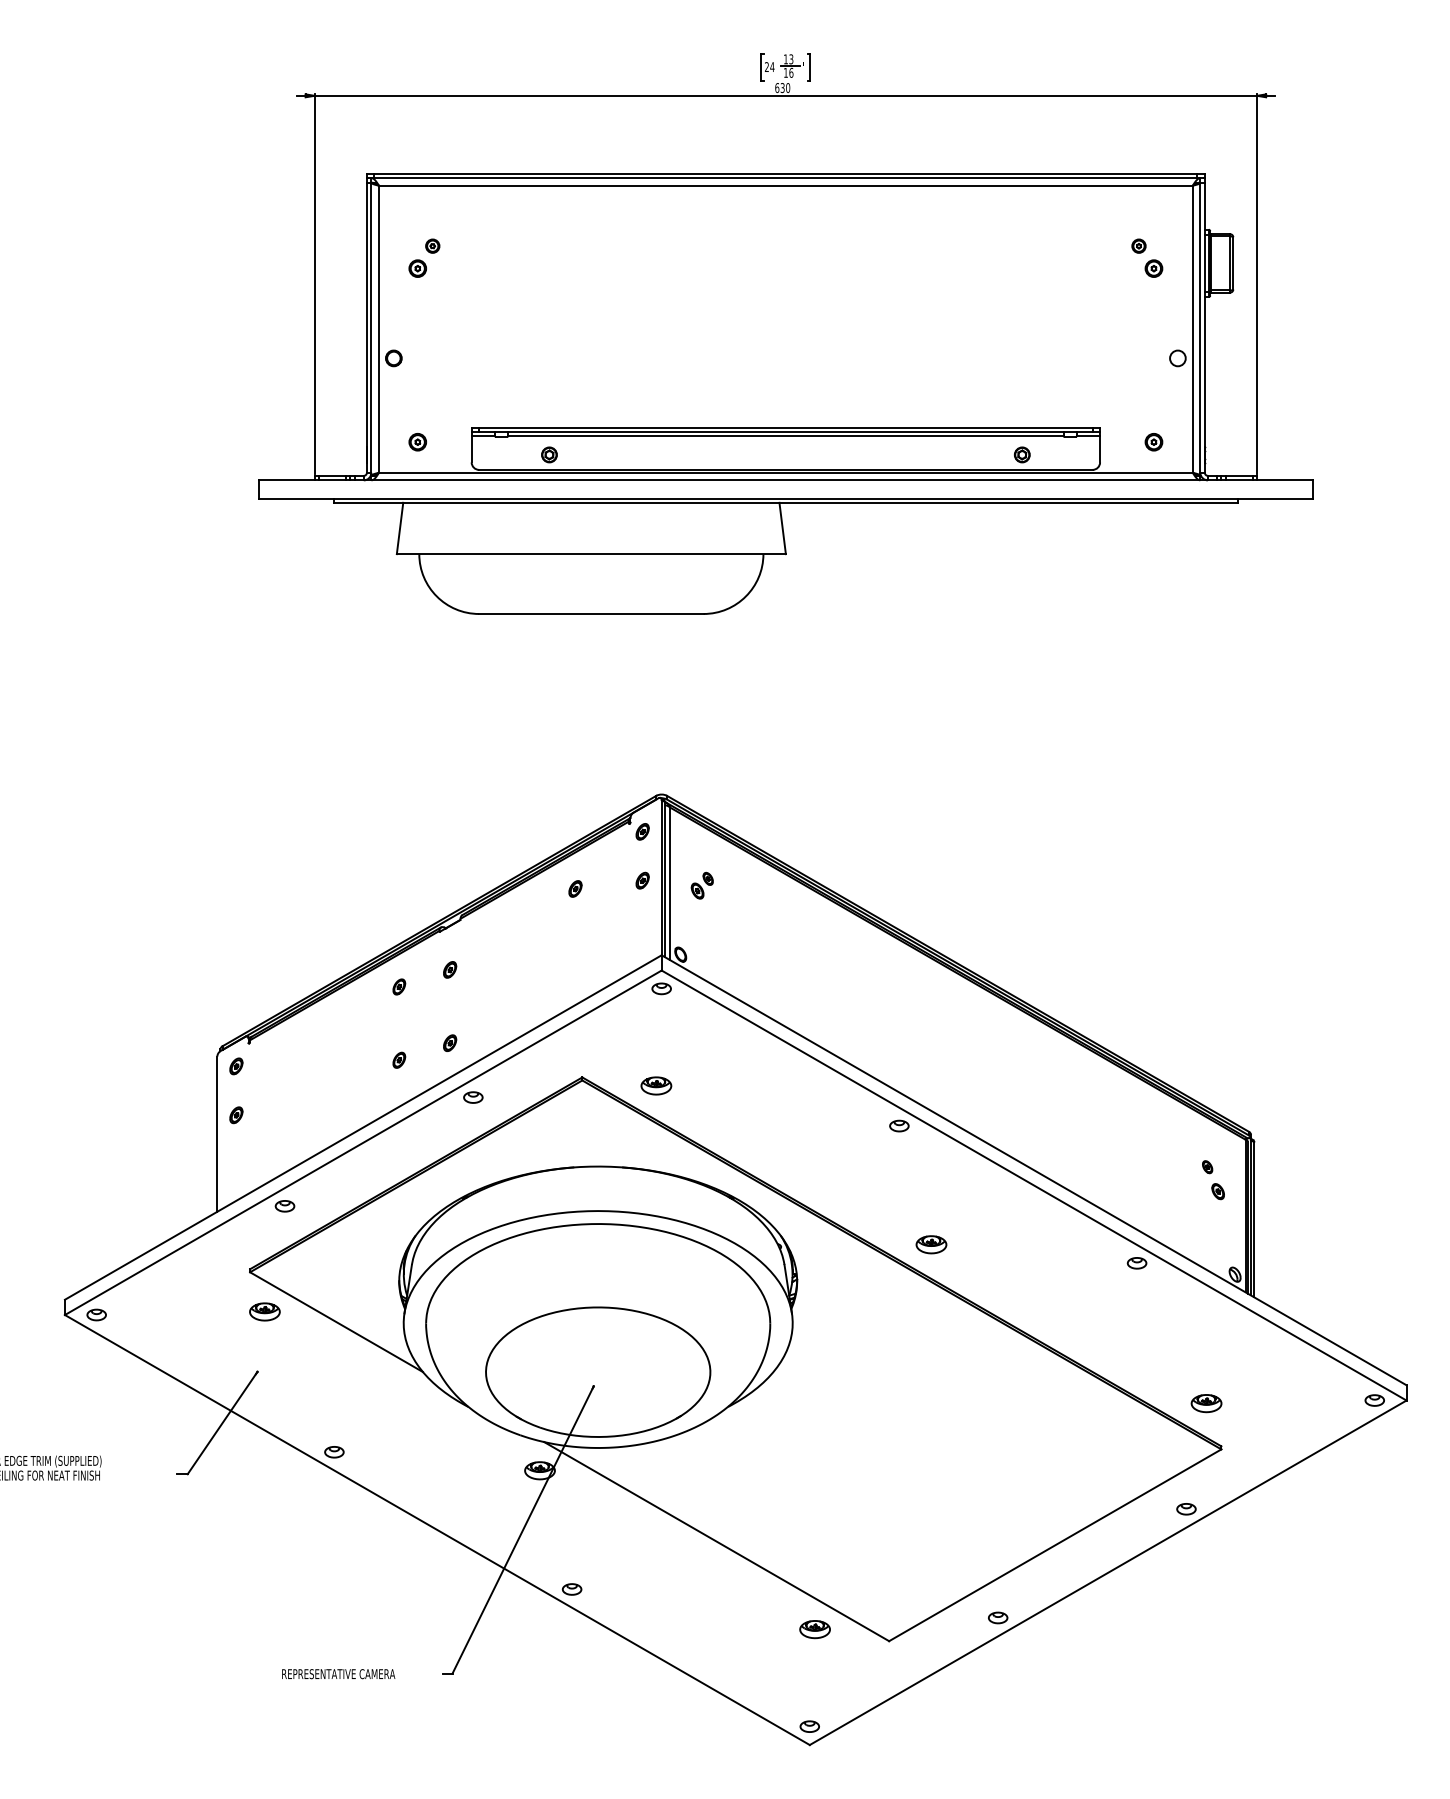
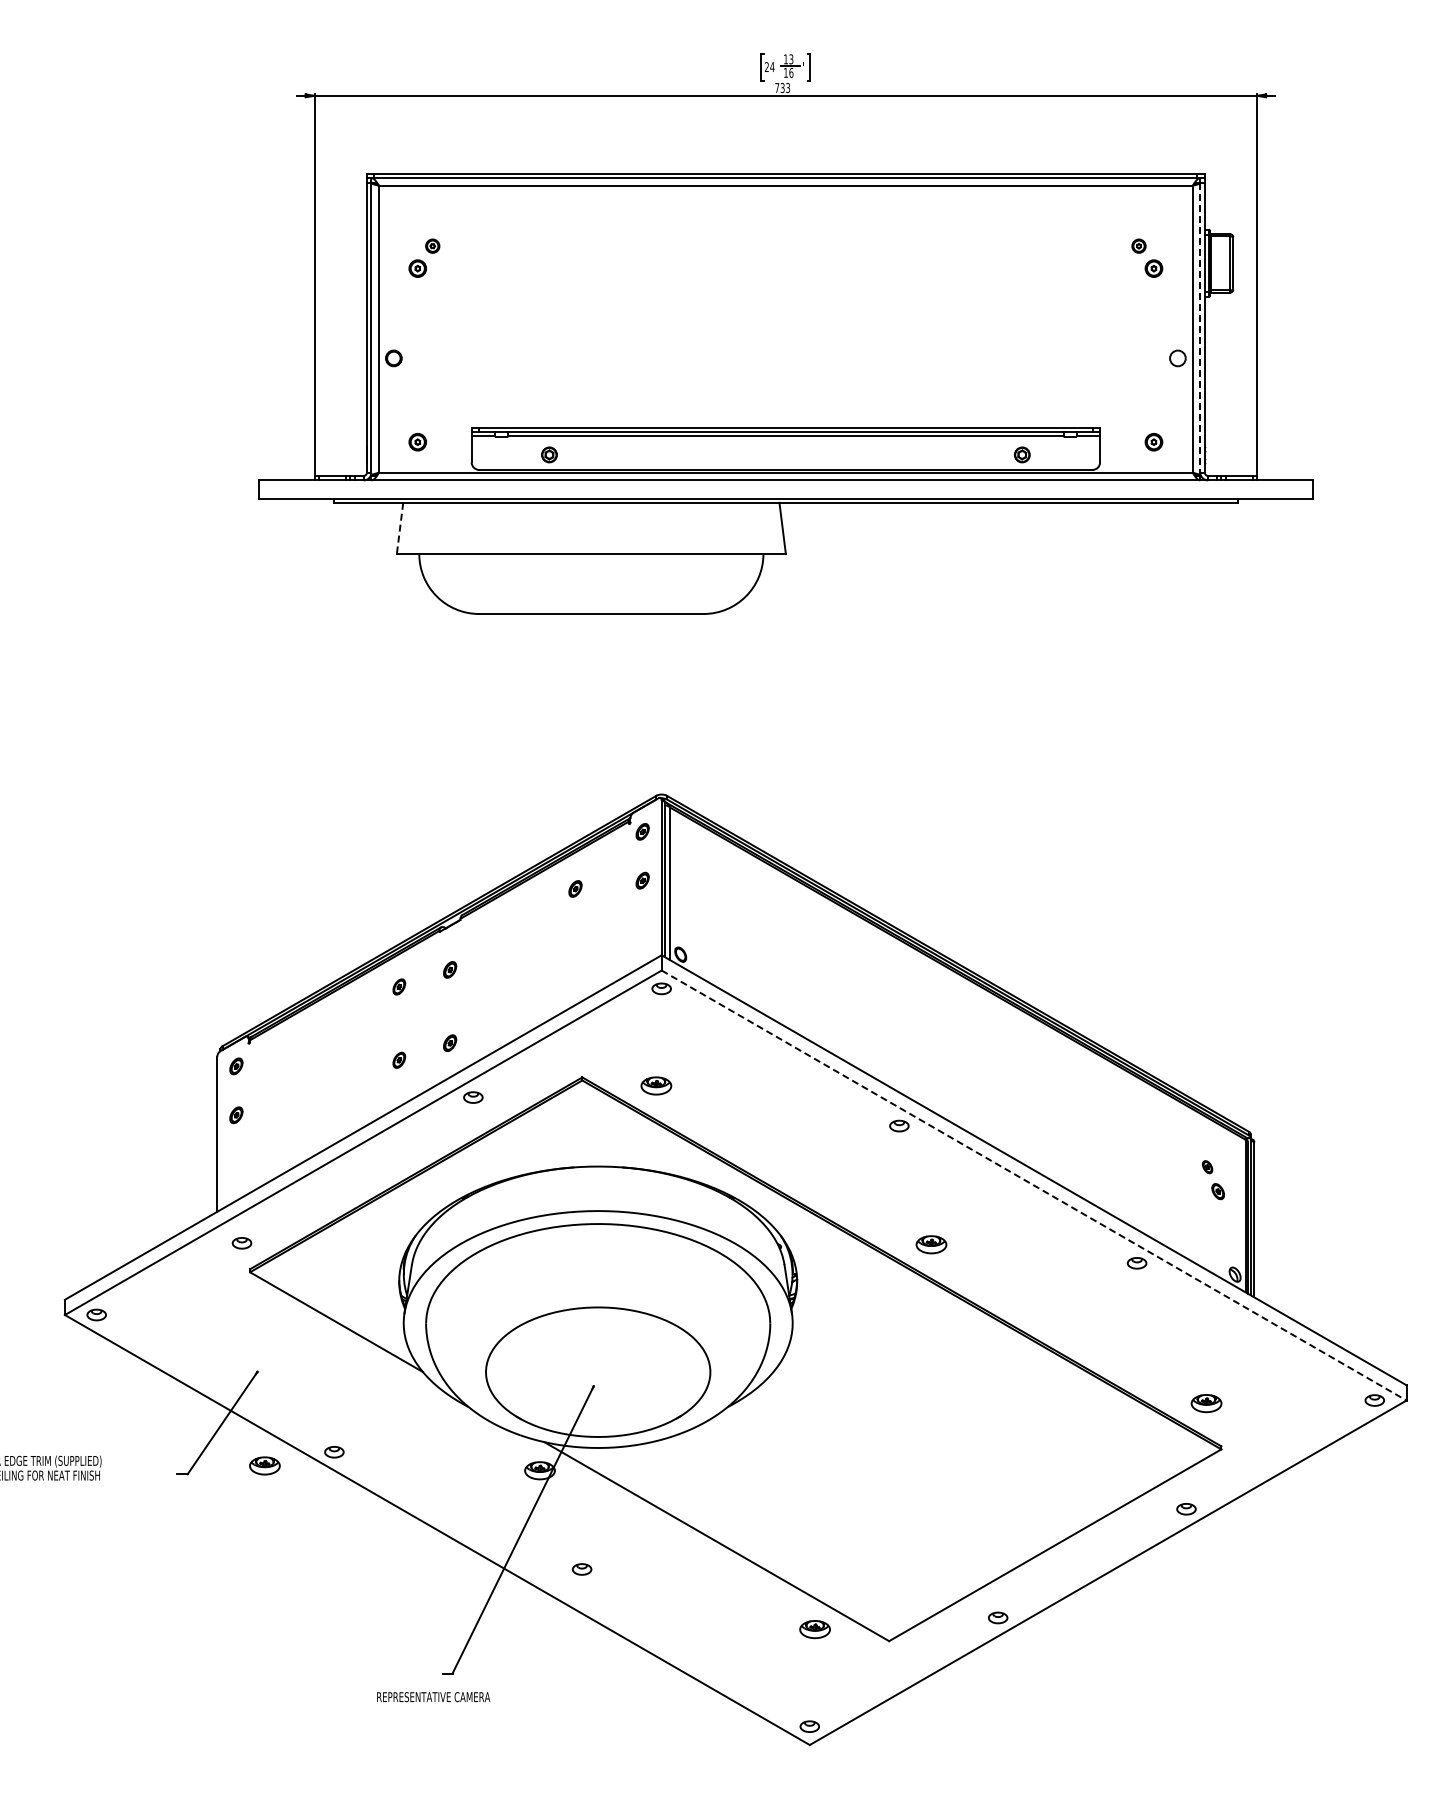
text: 630 -> 733 (782, 88)
line: solid -> dashed (1200, 328)
line: solid -> dashed (400, 528)
part: present -> none (701, 885)
line: solid -> dashed (1034, 1185)
part position: (284, 1206) -> (241, 1243) (241, 1243)
part position: (264, 1311) -> (264, 1465) (264, 1465)
part position: (571, 1589) -> (581, 1569) (581, 1569)
text position: (338, 1674) -> (433, 1697) (433, 1697)
